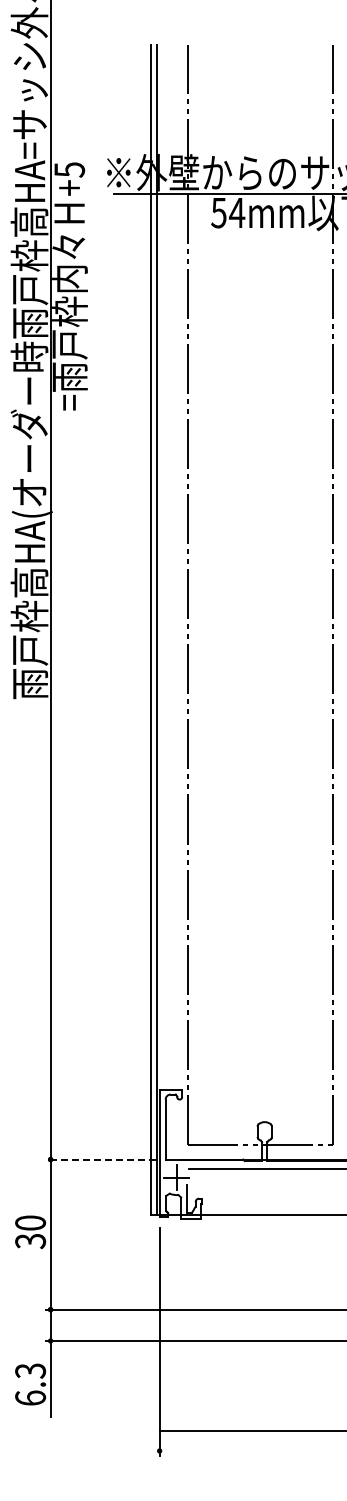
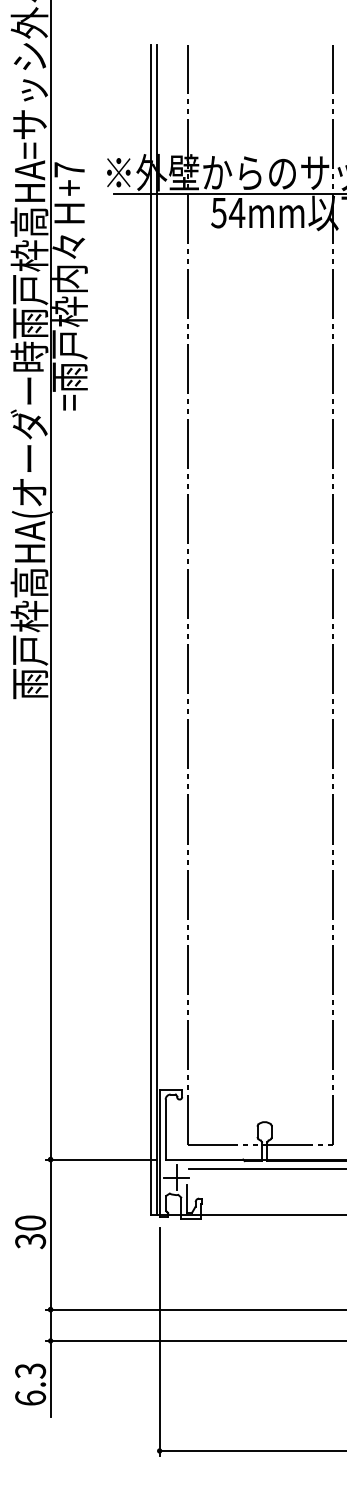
text: +5 -> +7 (69, 169)
line: dashed -> solid (100, 1159)
line position: (251, 1430) -> (251, 1450) (251, 1450)
